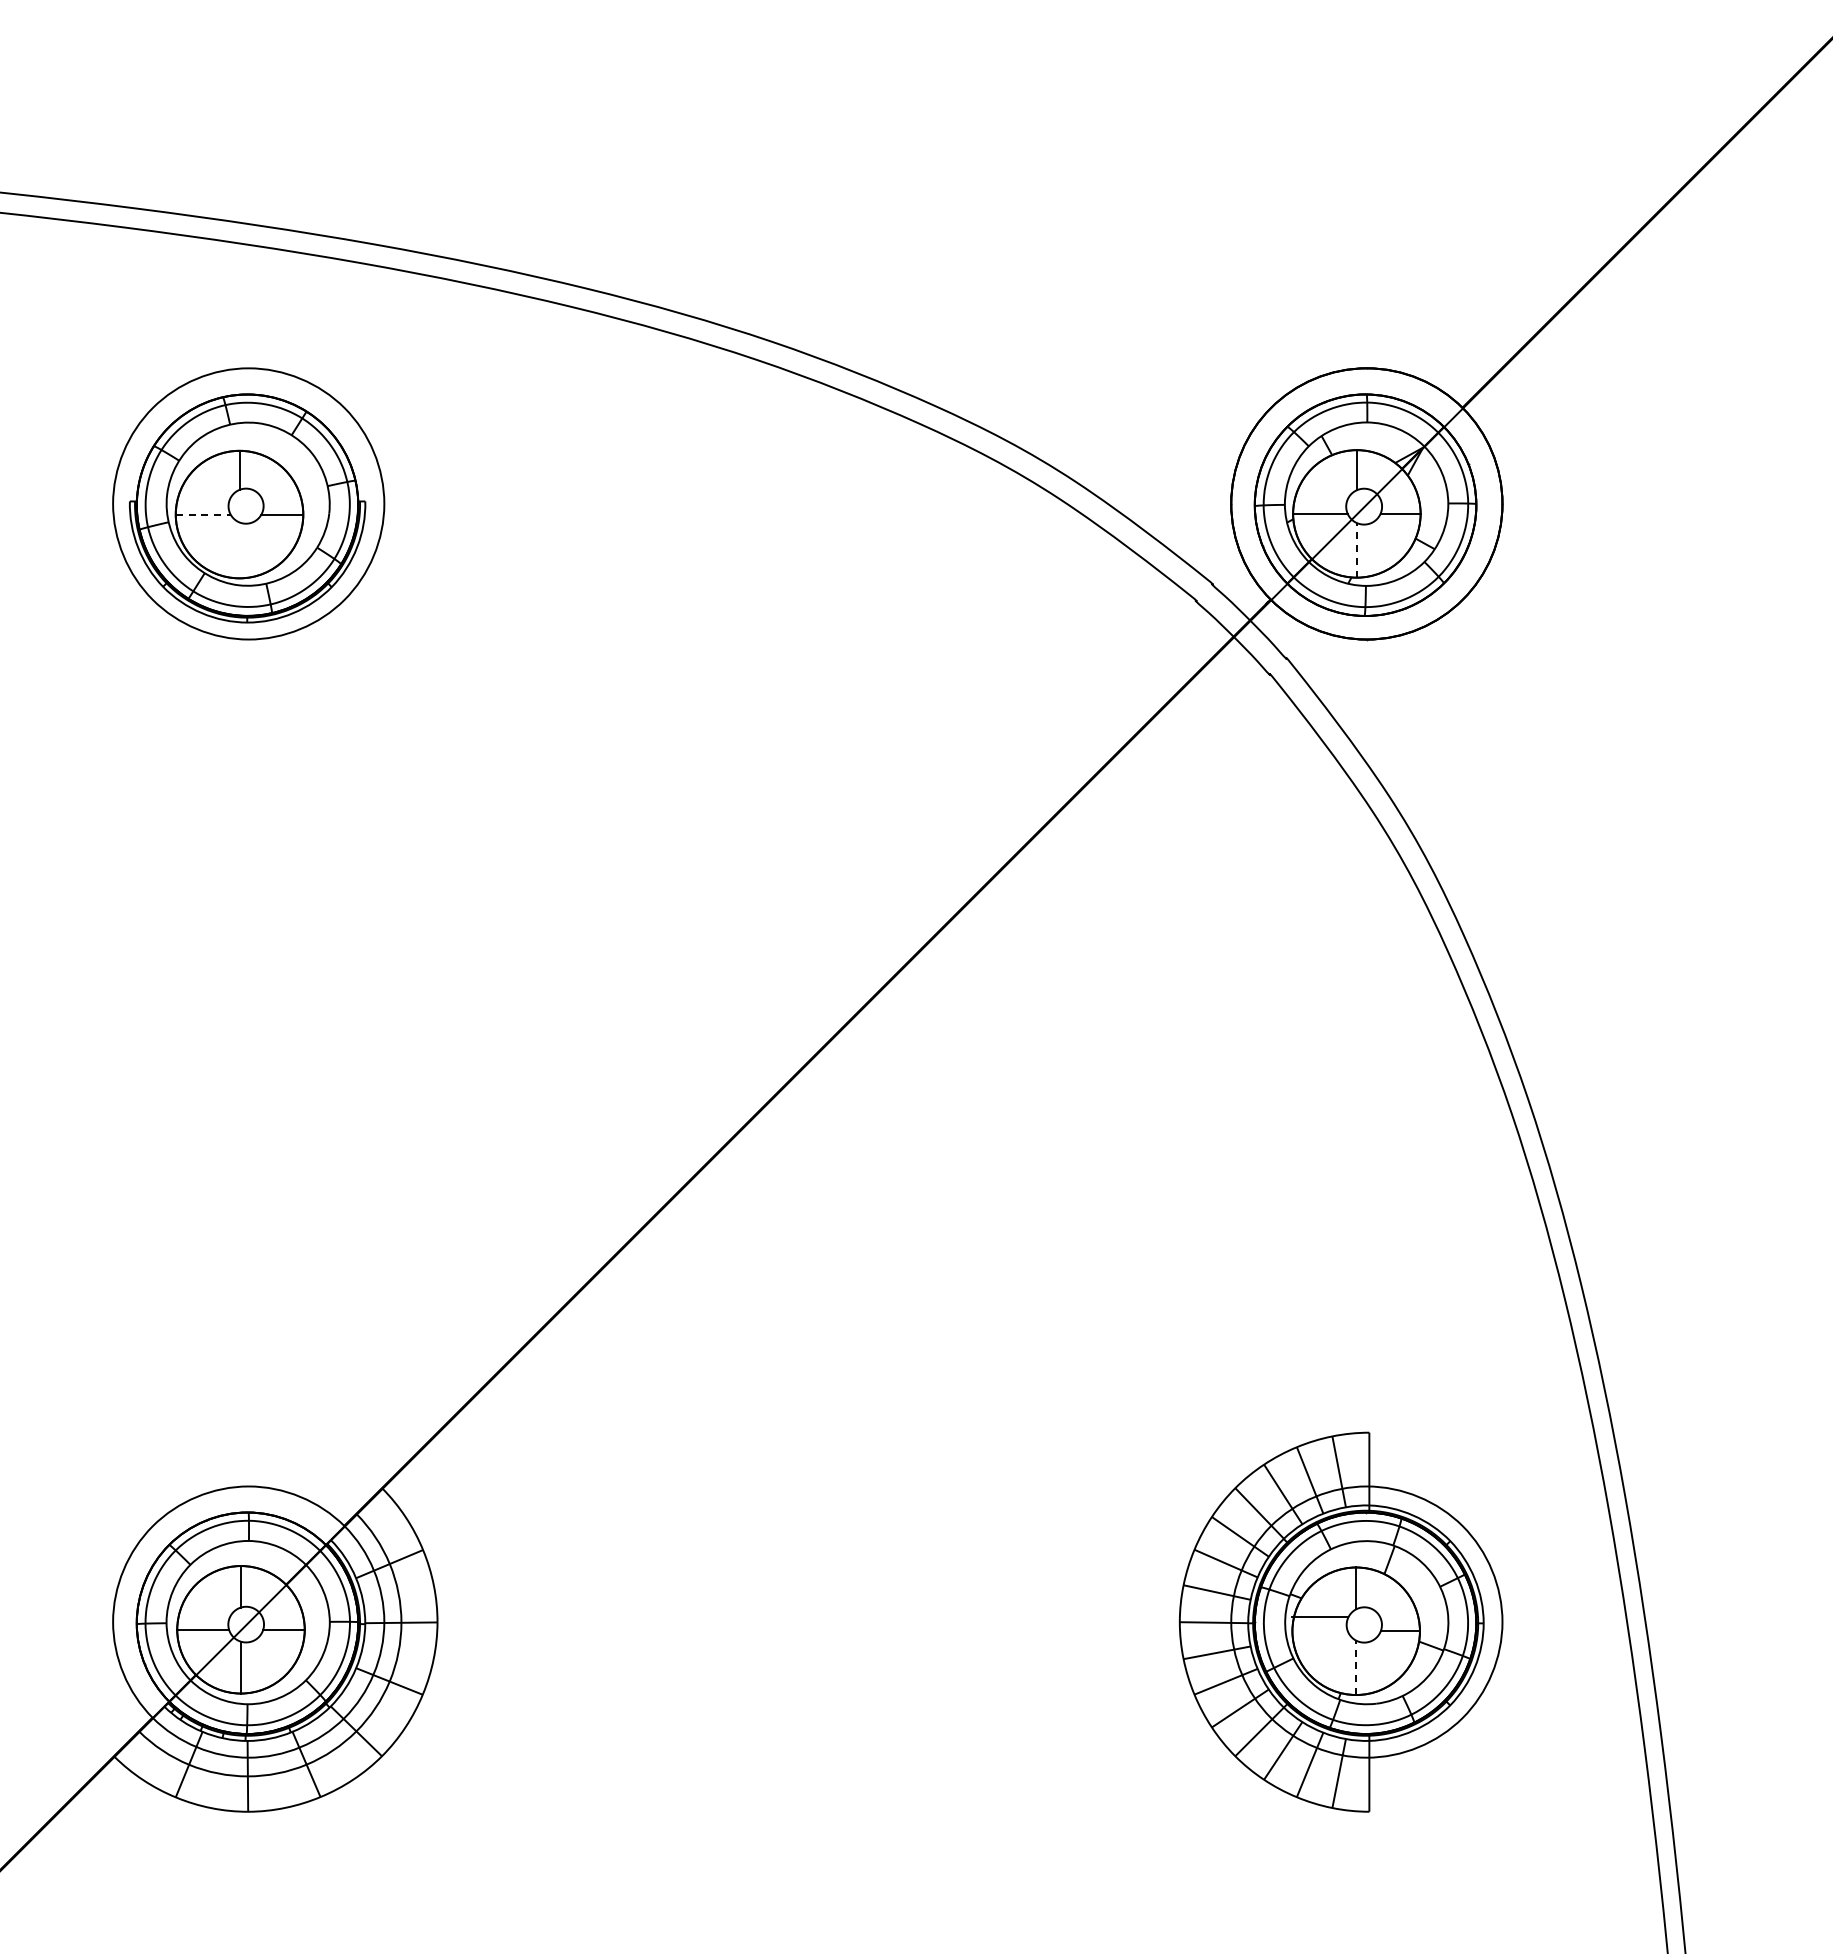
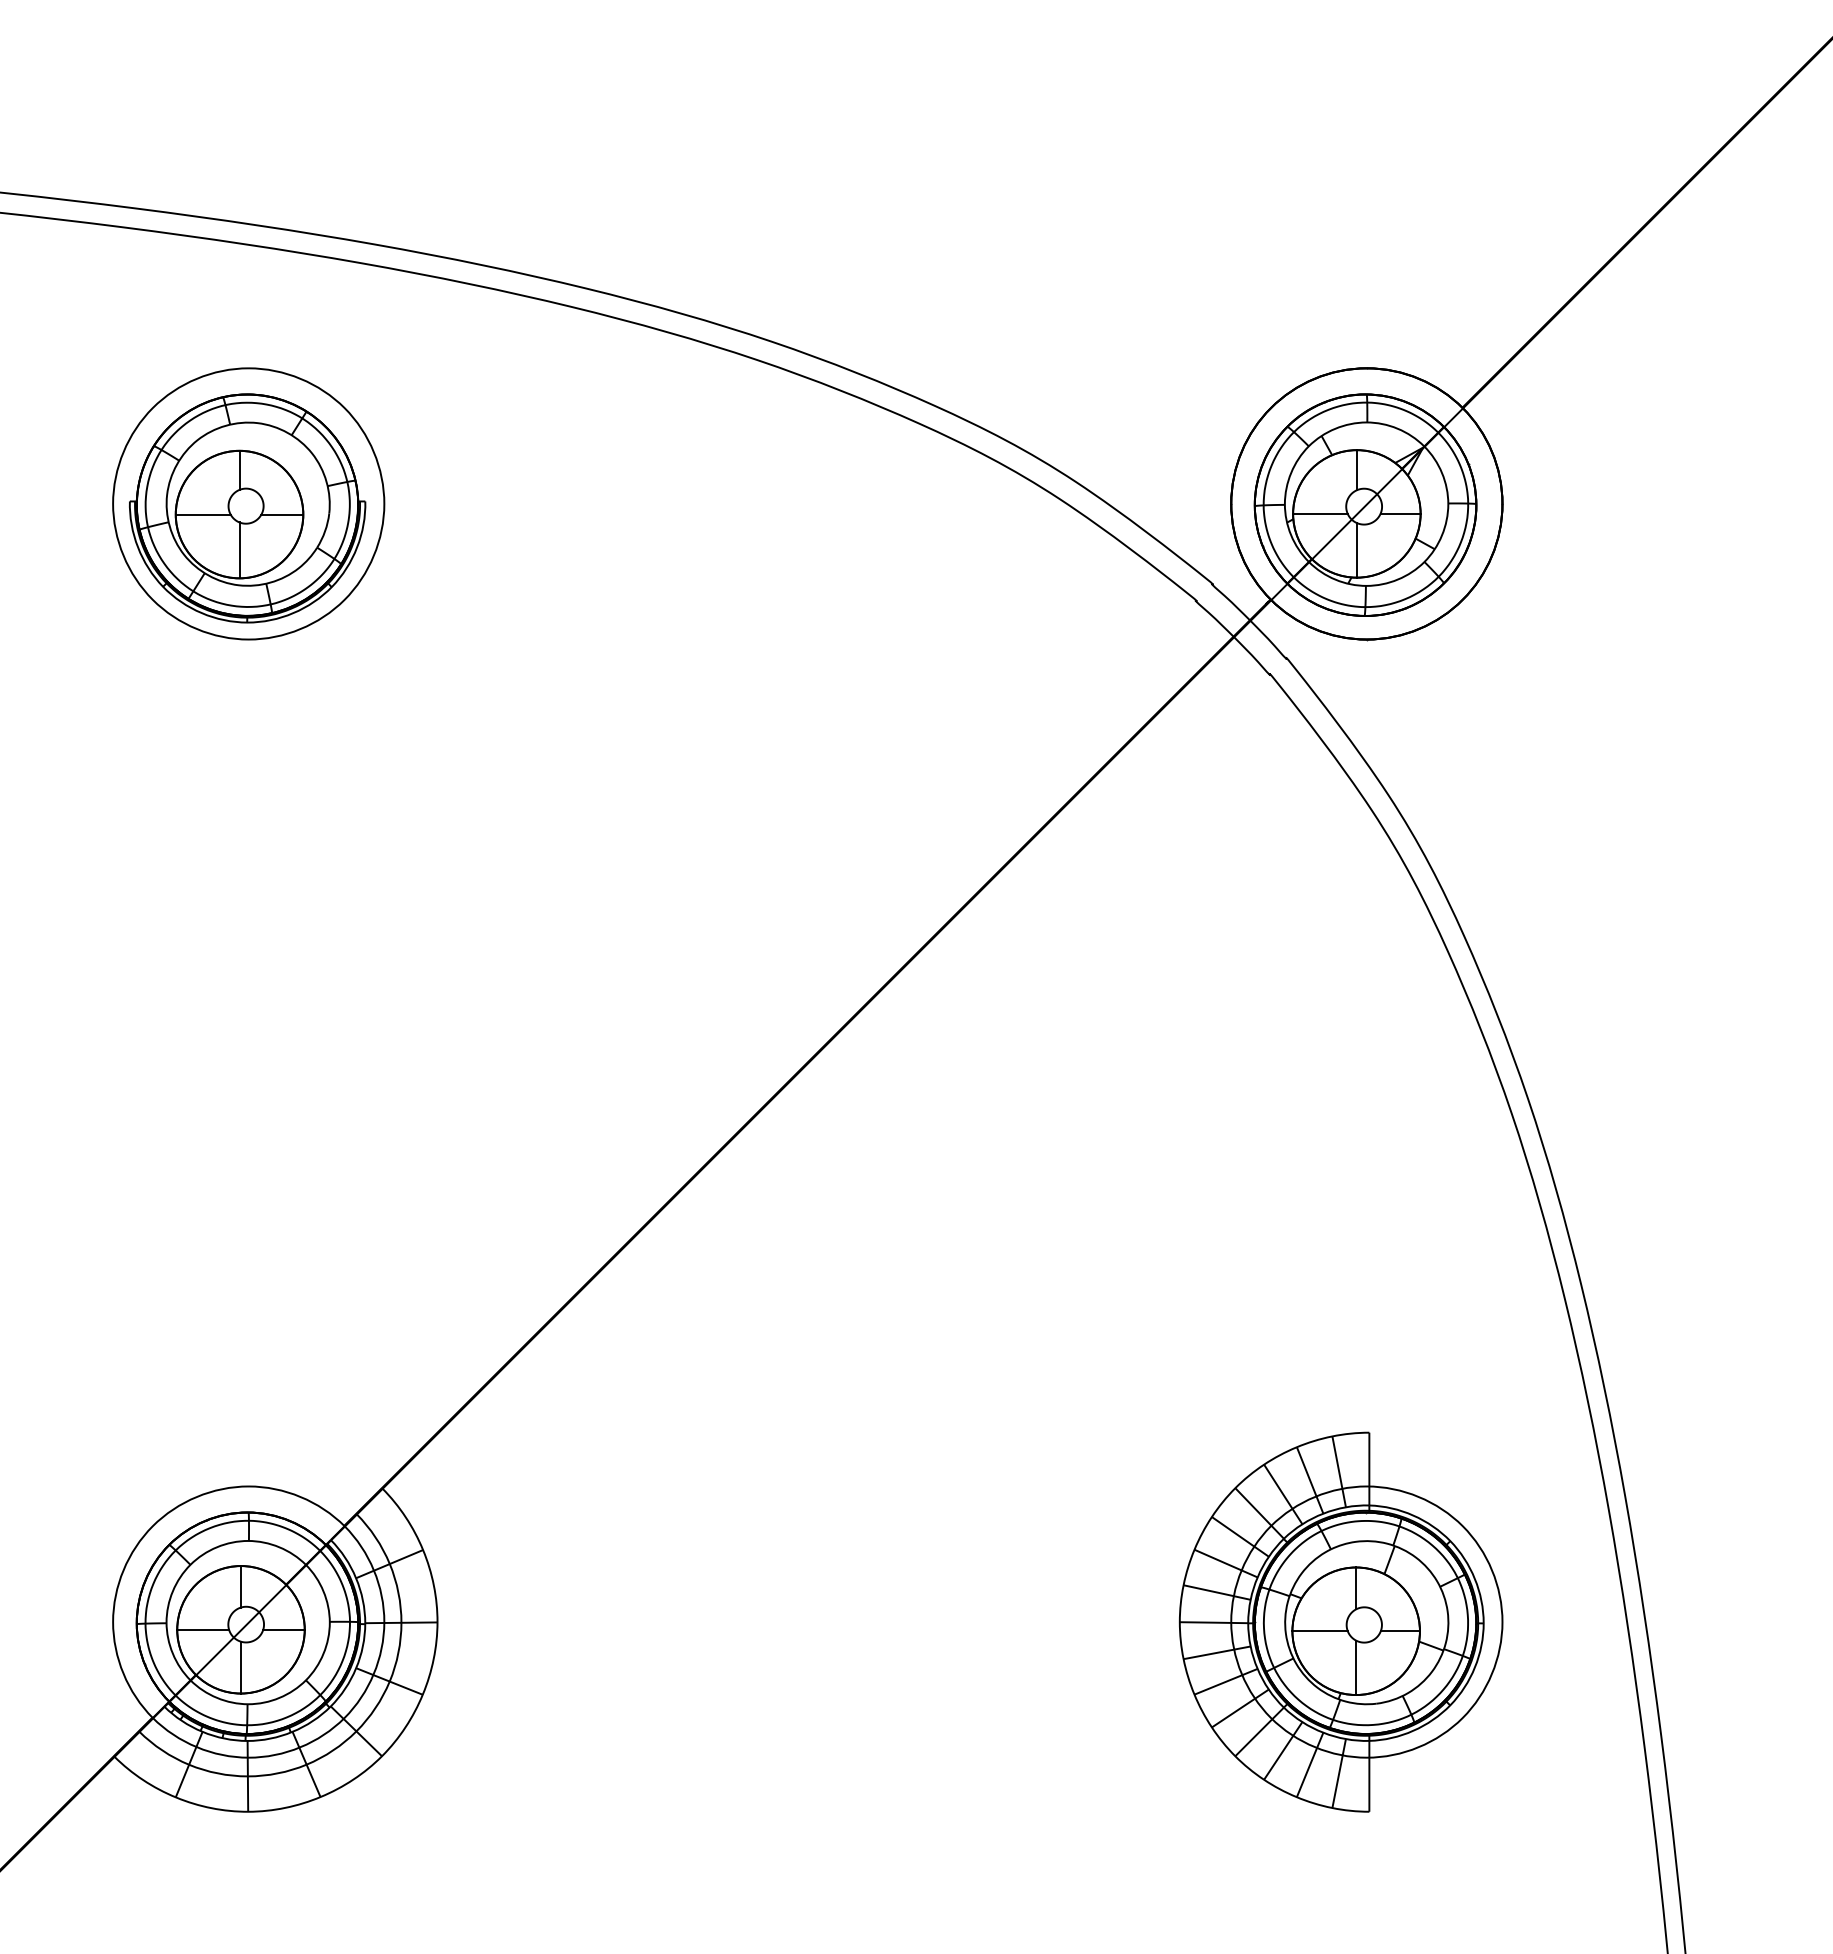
line: dashed -> solid (203, 514)
line: dashed -> solid (1356, 549)
line: none -> present (239, 550)
line position: (1319, 1617) -> (1319, 1631) (1319, 1631)
line: dashed -> solid (1356, 1667)
